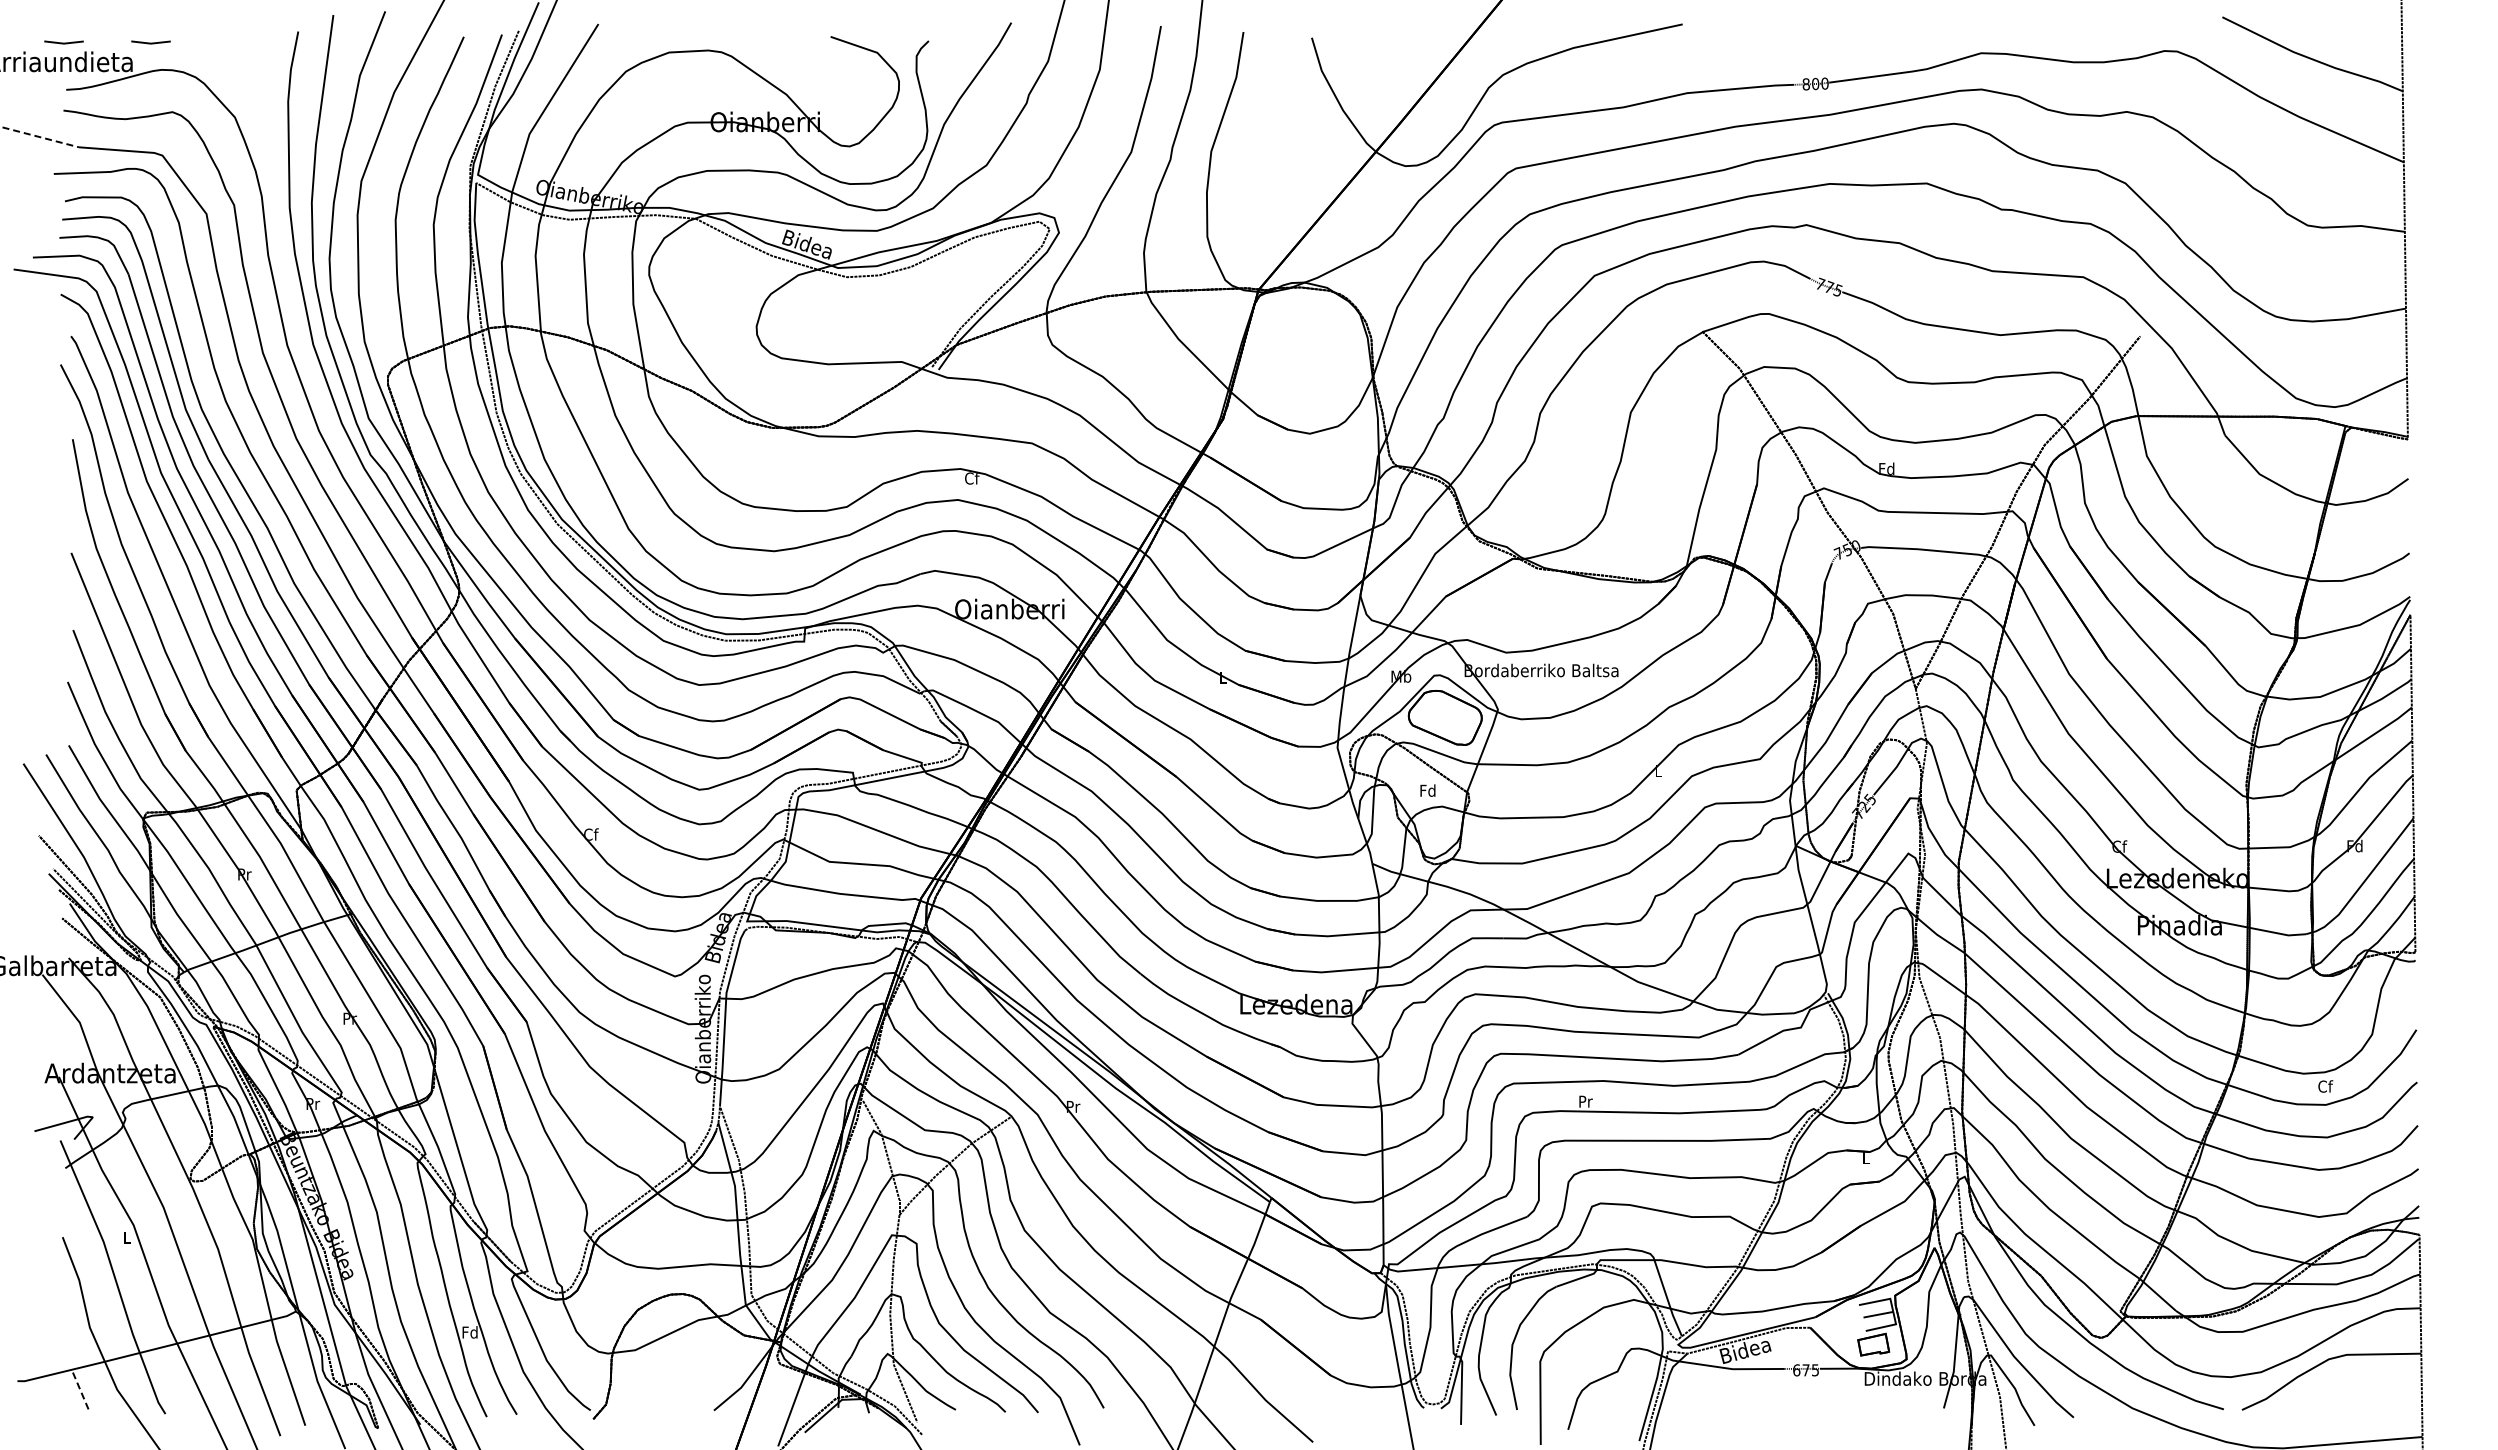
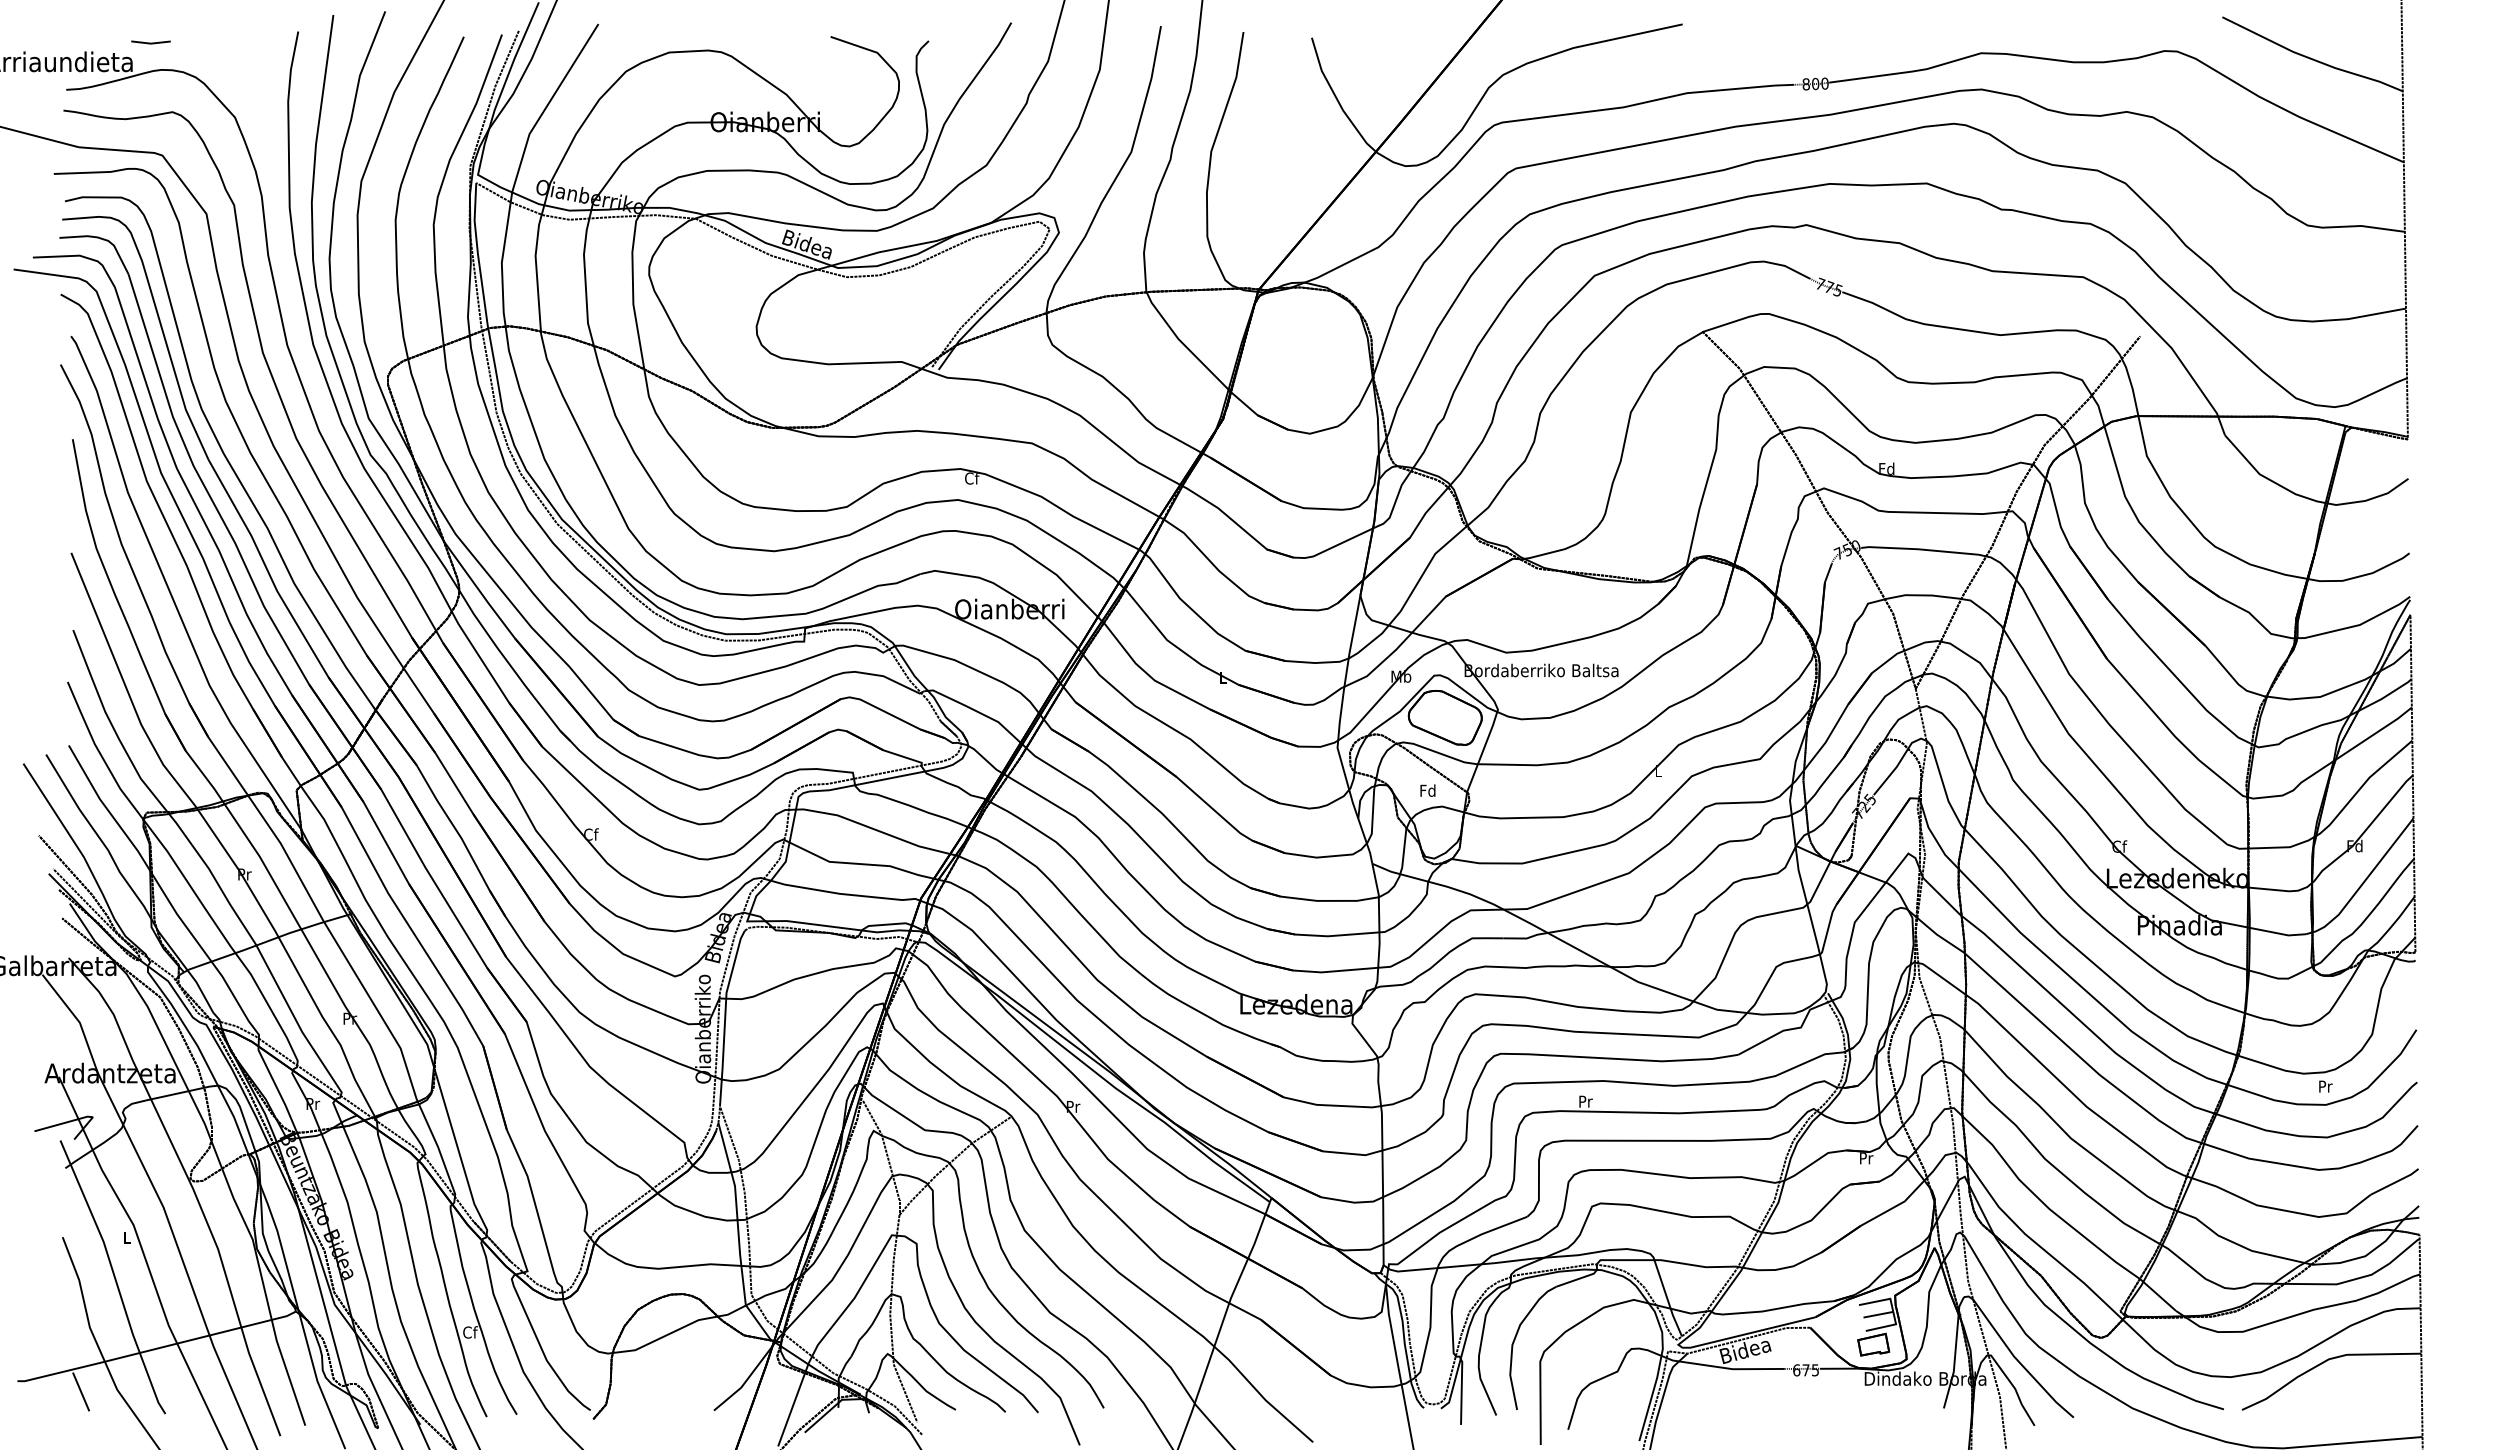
line: present -> none (63, 42)
line: dashed -> solid (40, 137)
text: Cf -> Pr (2325, 1086)
text: L -> Pr (1866, 1158)
text: Fd -> Cf (469, 1332)
line: dashed -> solid (81, 1392)
